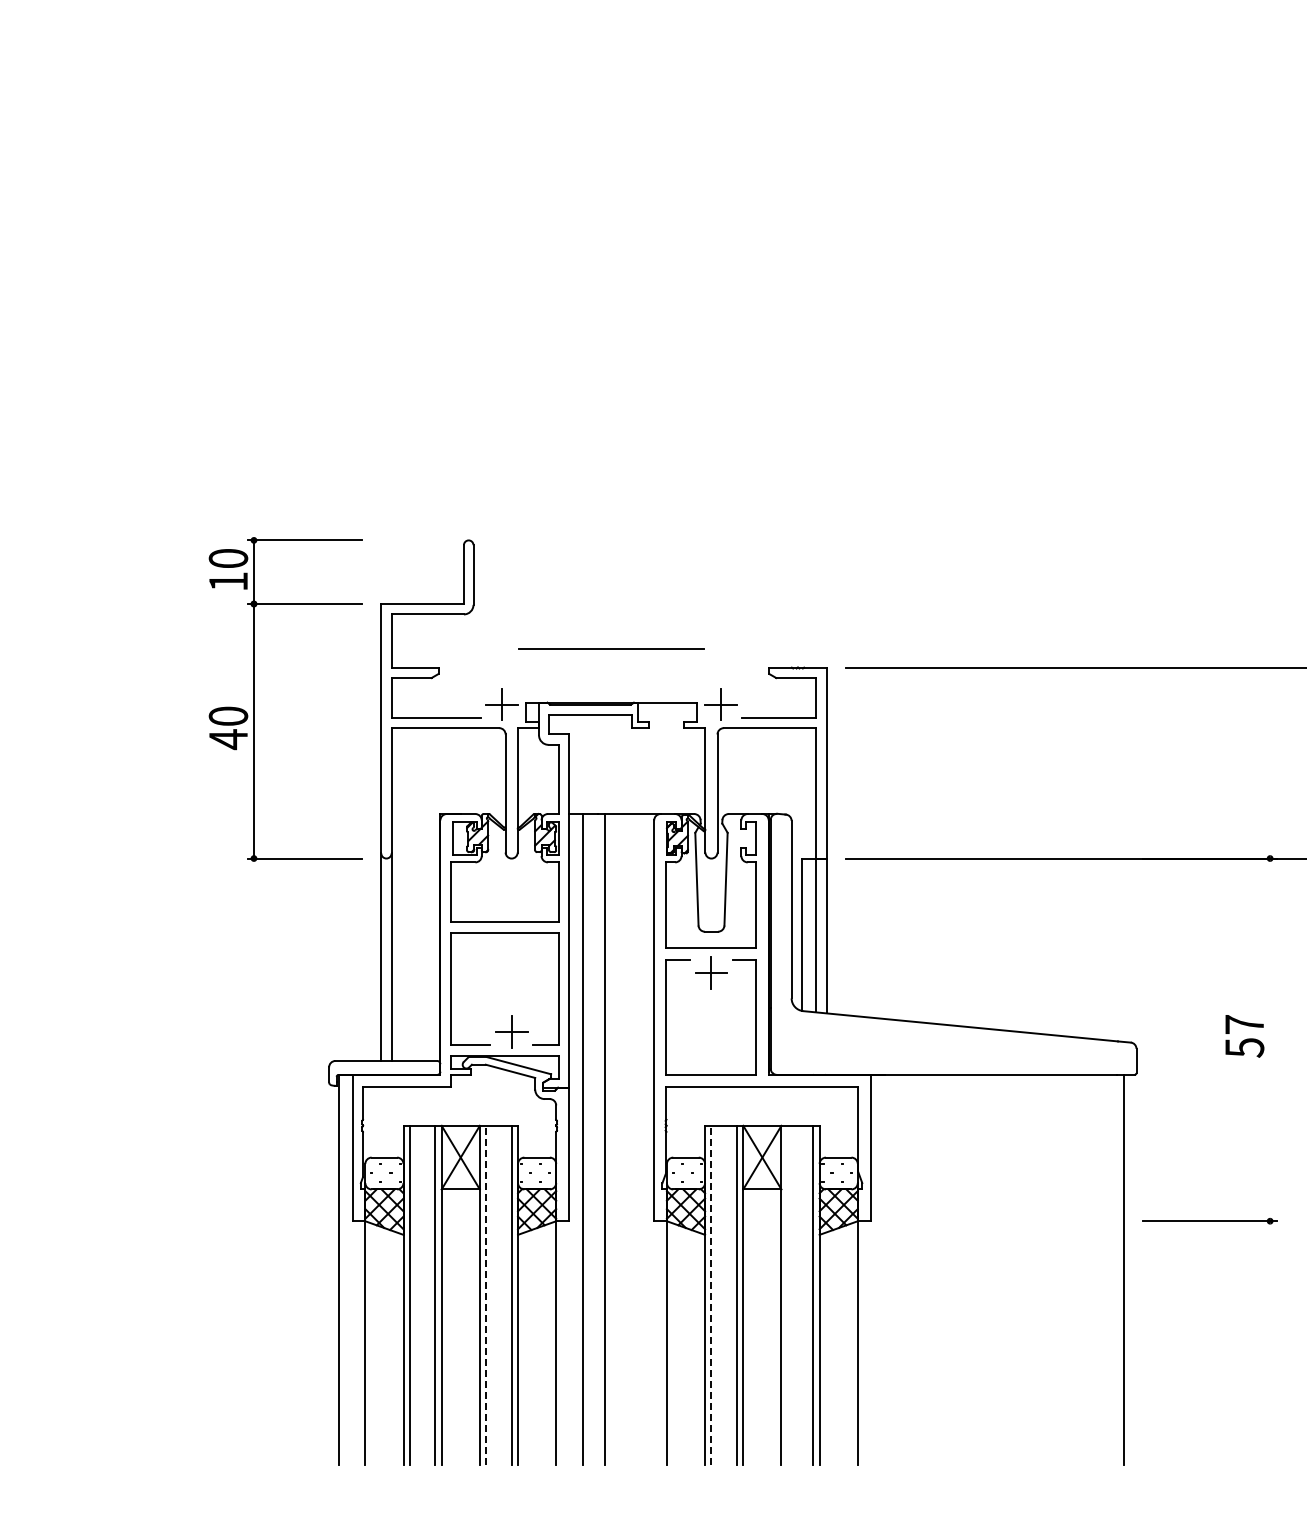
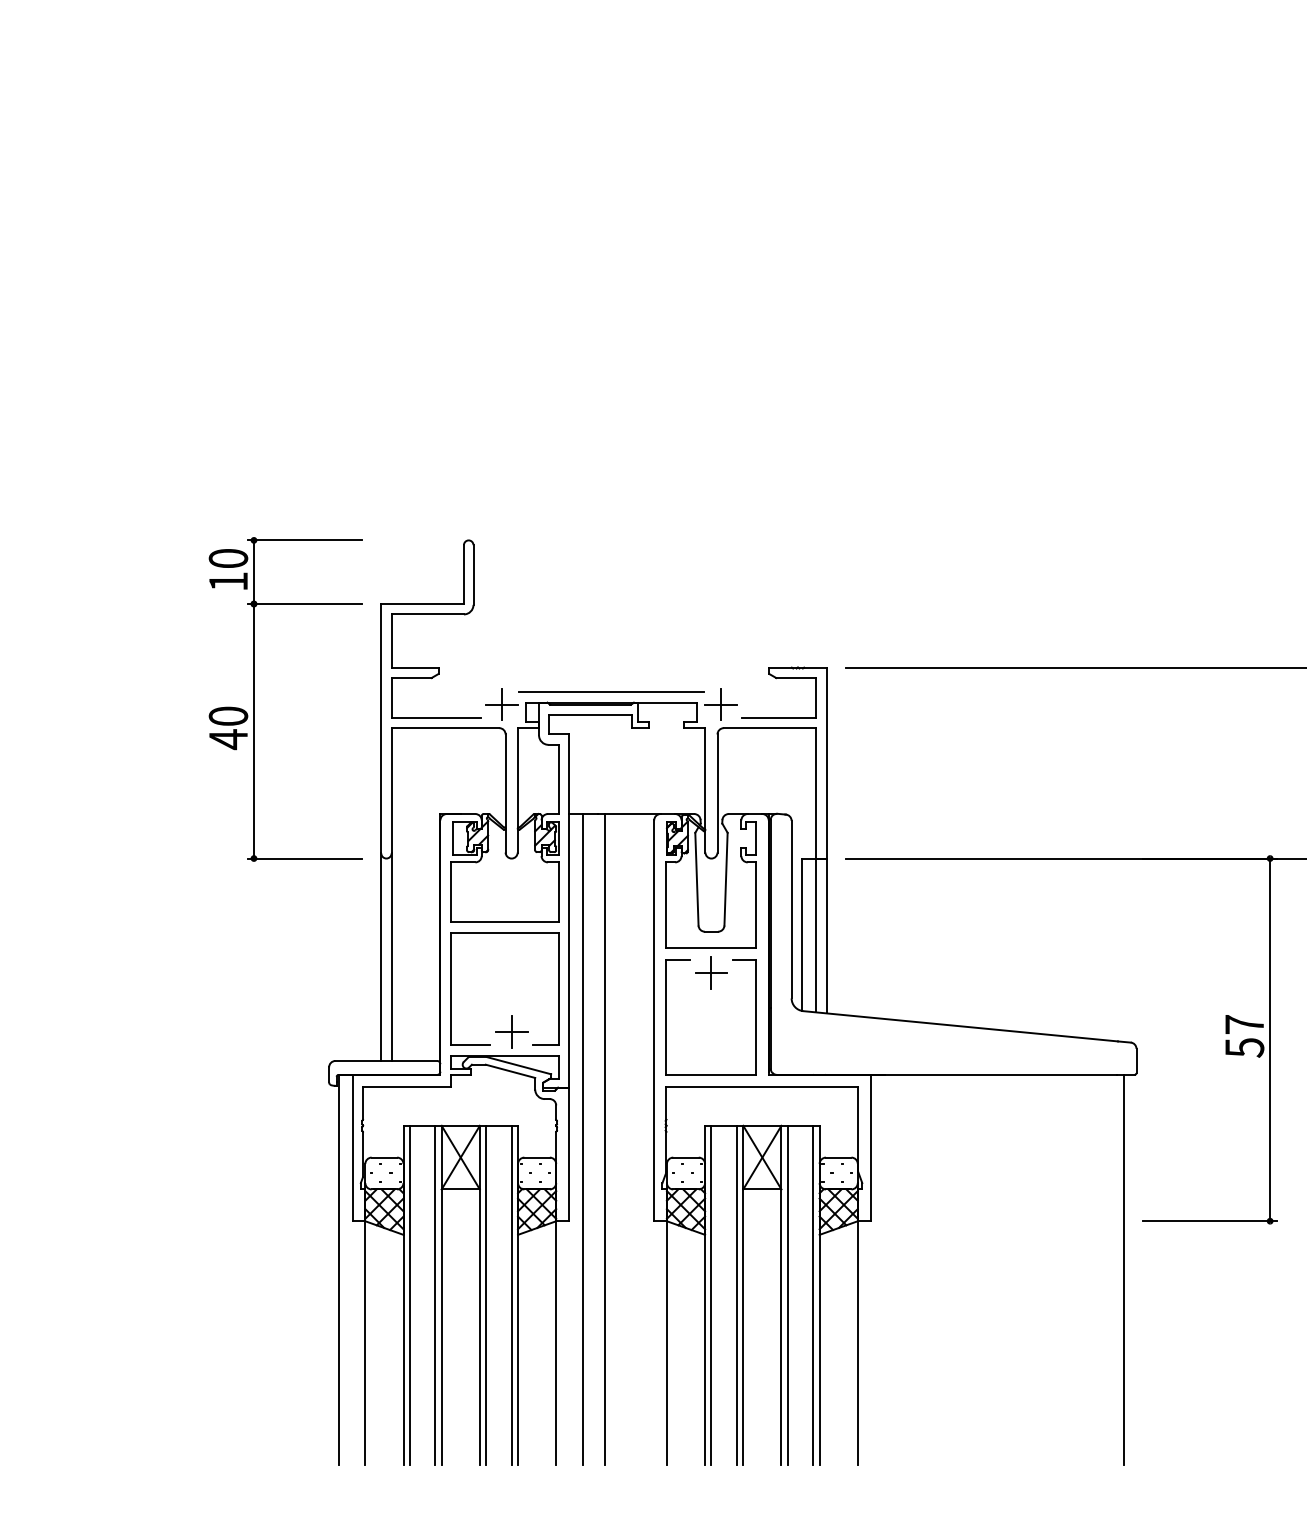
line position: (611, 648) -> (611, 691) (611, 691)
line: none -> present (1270, 1039)
line: dashed -> solid (486, 1294)
line: dashed -> solid (711, 1294)
line: none -> present (787, 1294)
